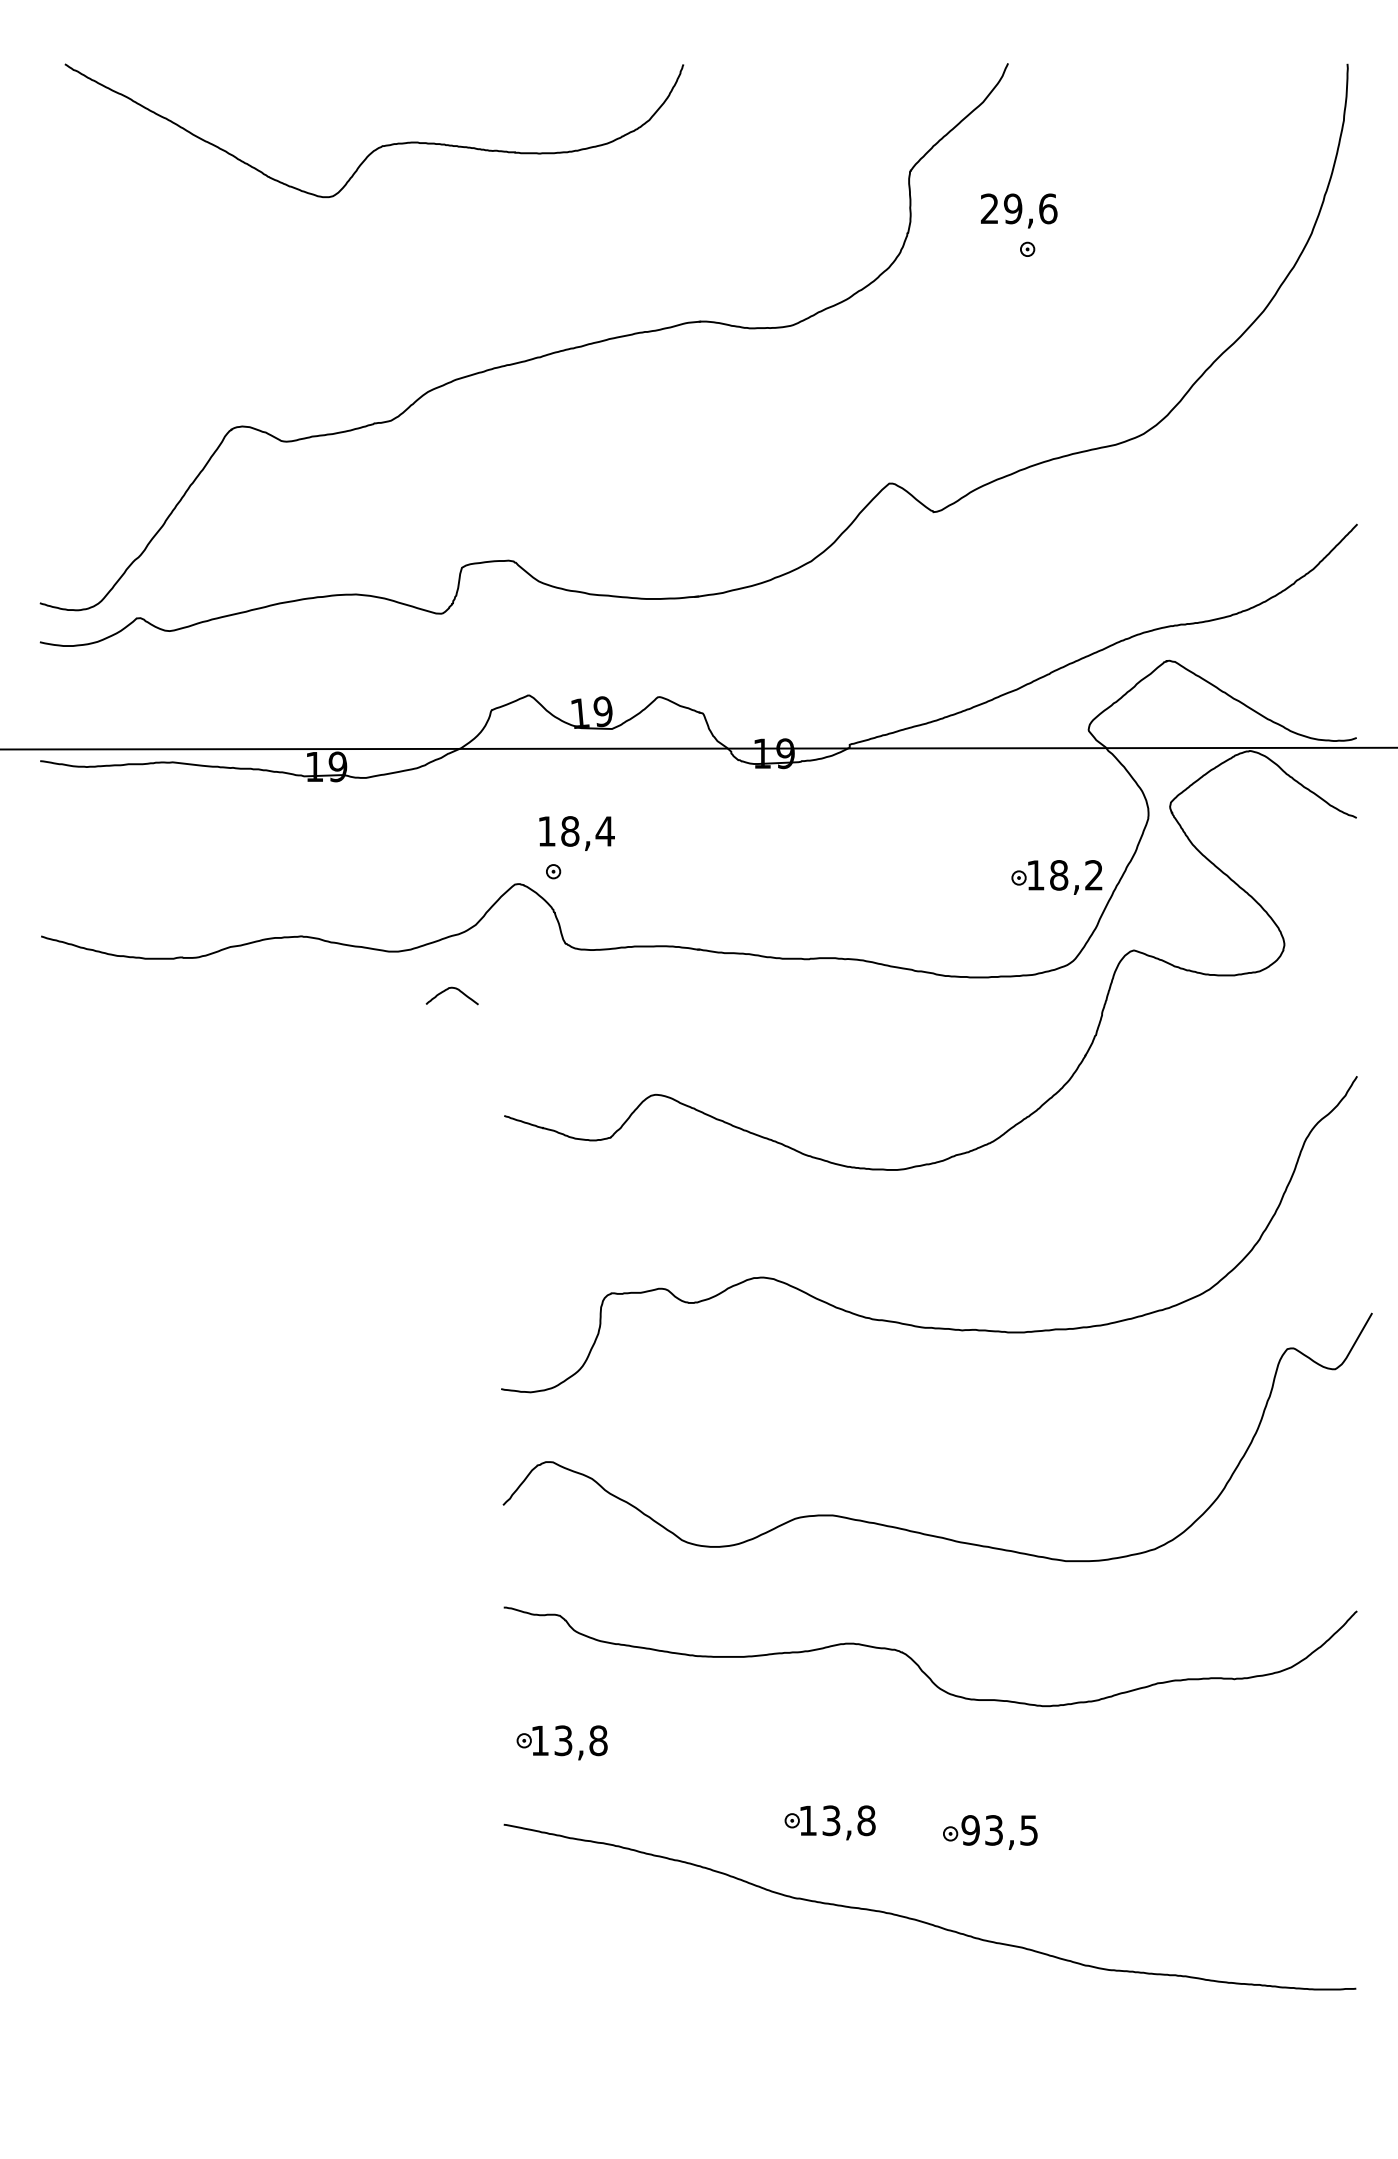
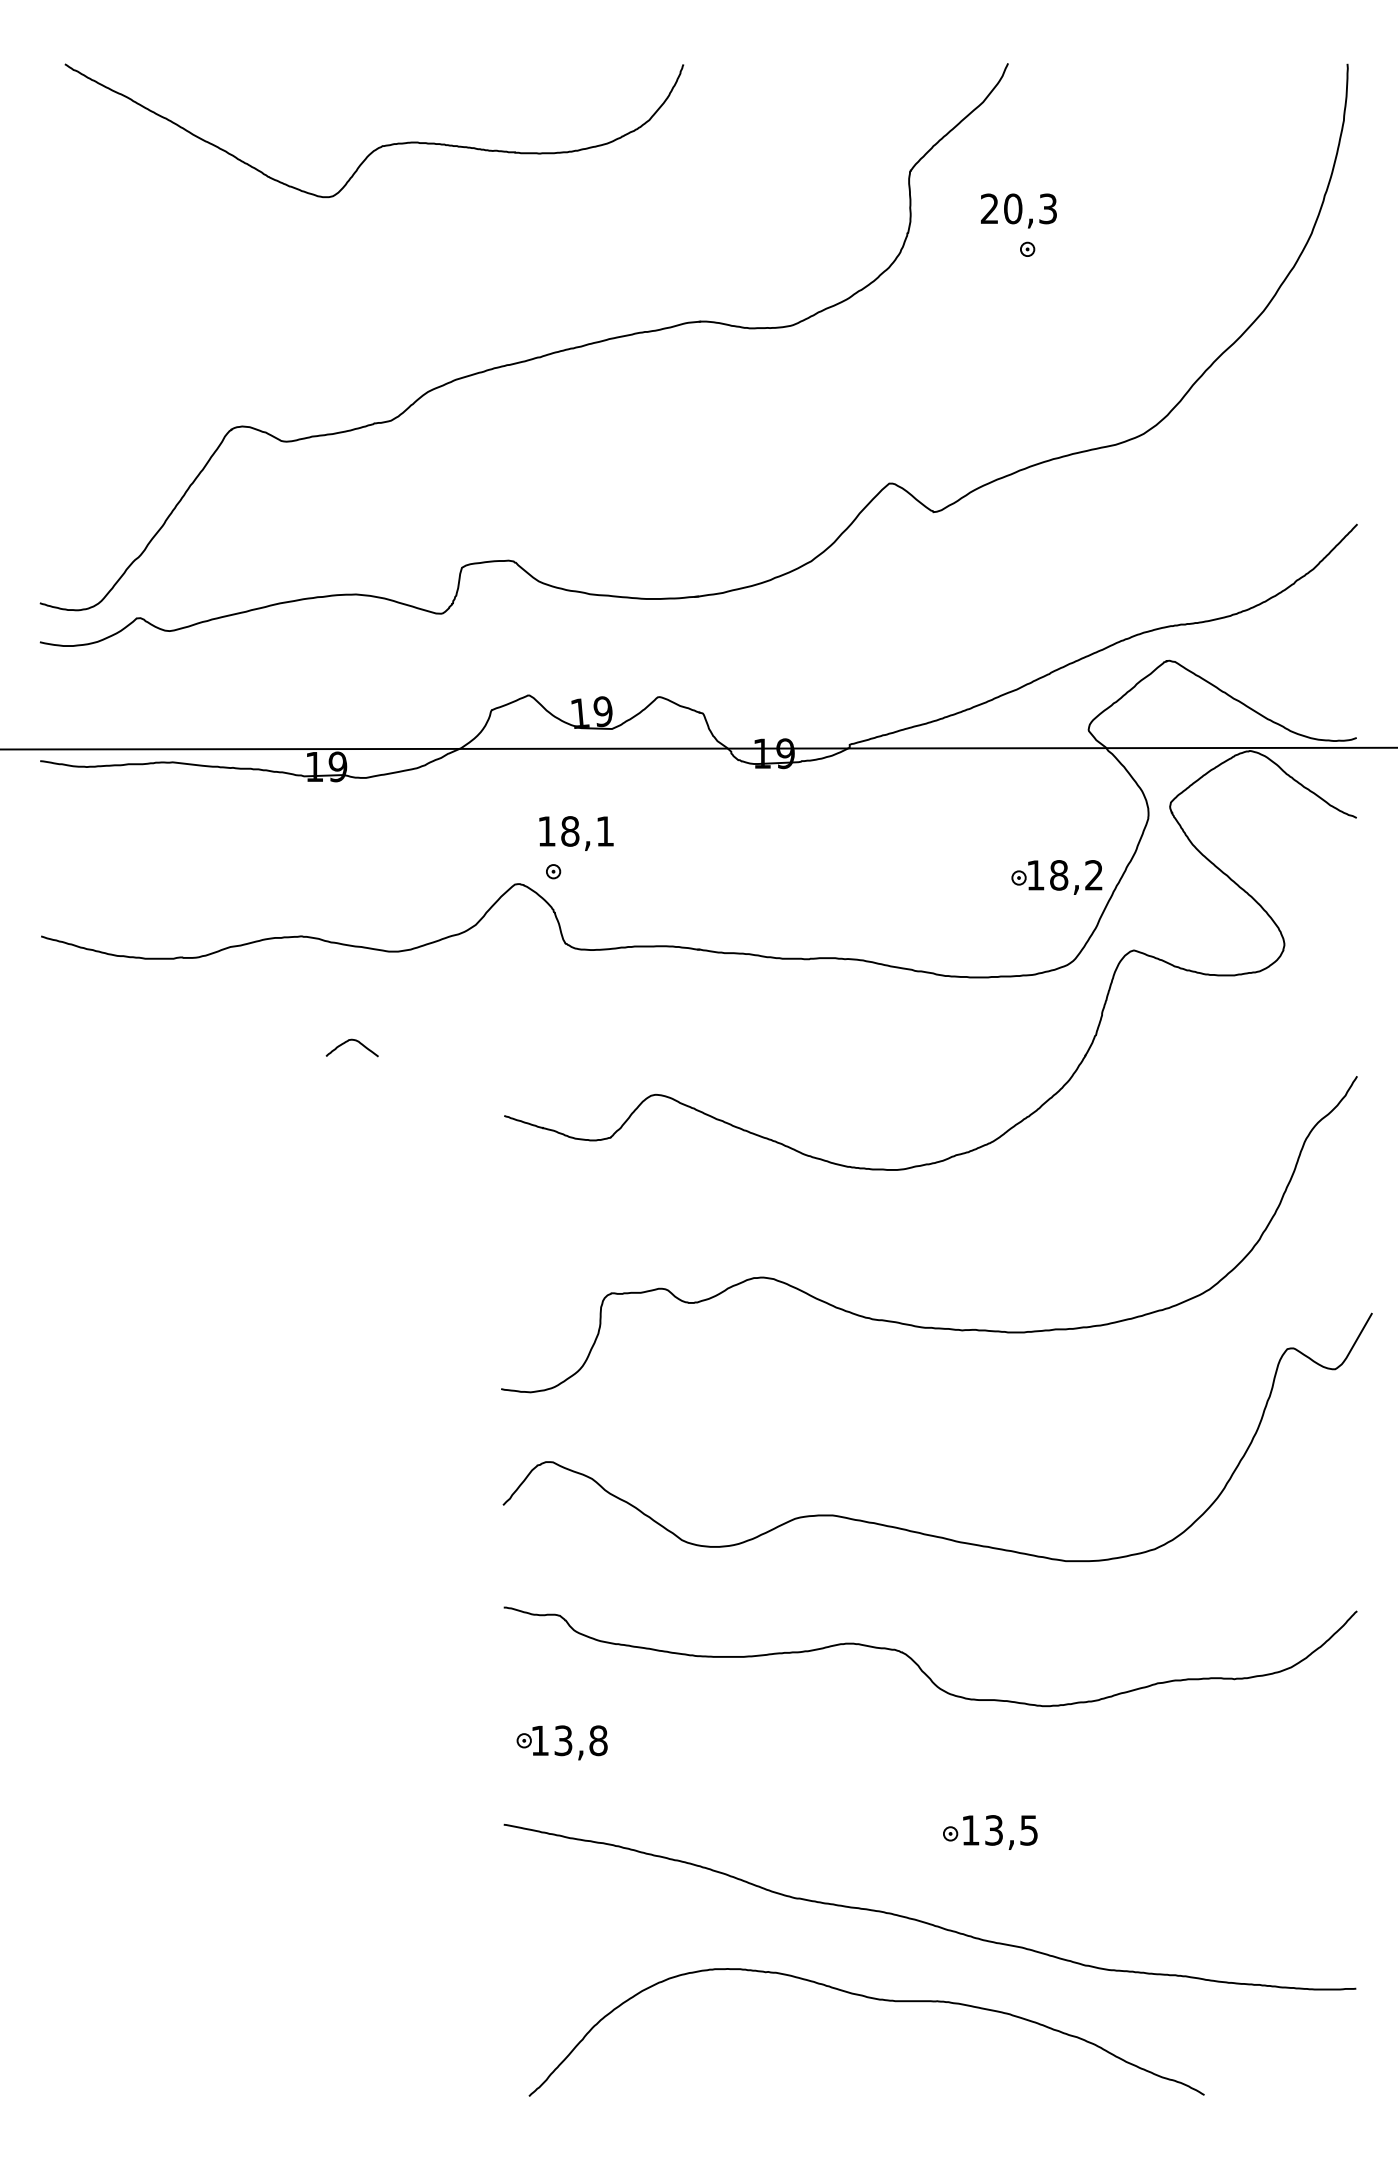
text: 29,6 -> 20,3 (1030, 208)
text: 18,4 -> 18,1 (604, 831)
curve position: (447, 990) -> (347, 1042) (347, 1042)
part: present -> none (829, 1822)
text: 93,5 -> 13,5 (970, 1830)
curve: none -> present (872, 1999)
